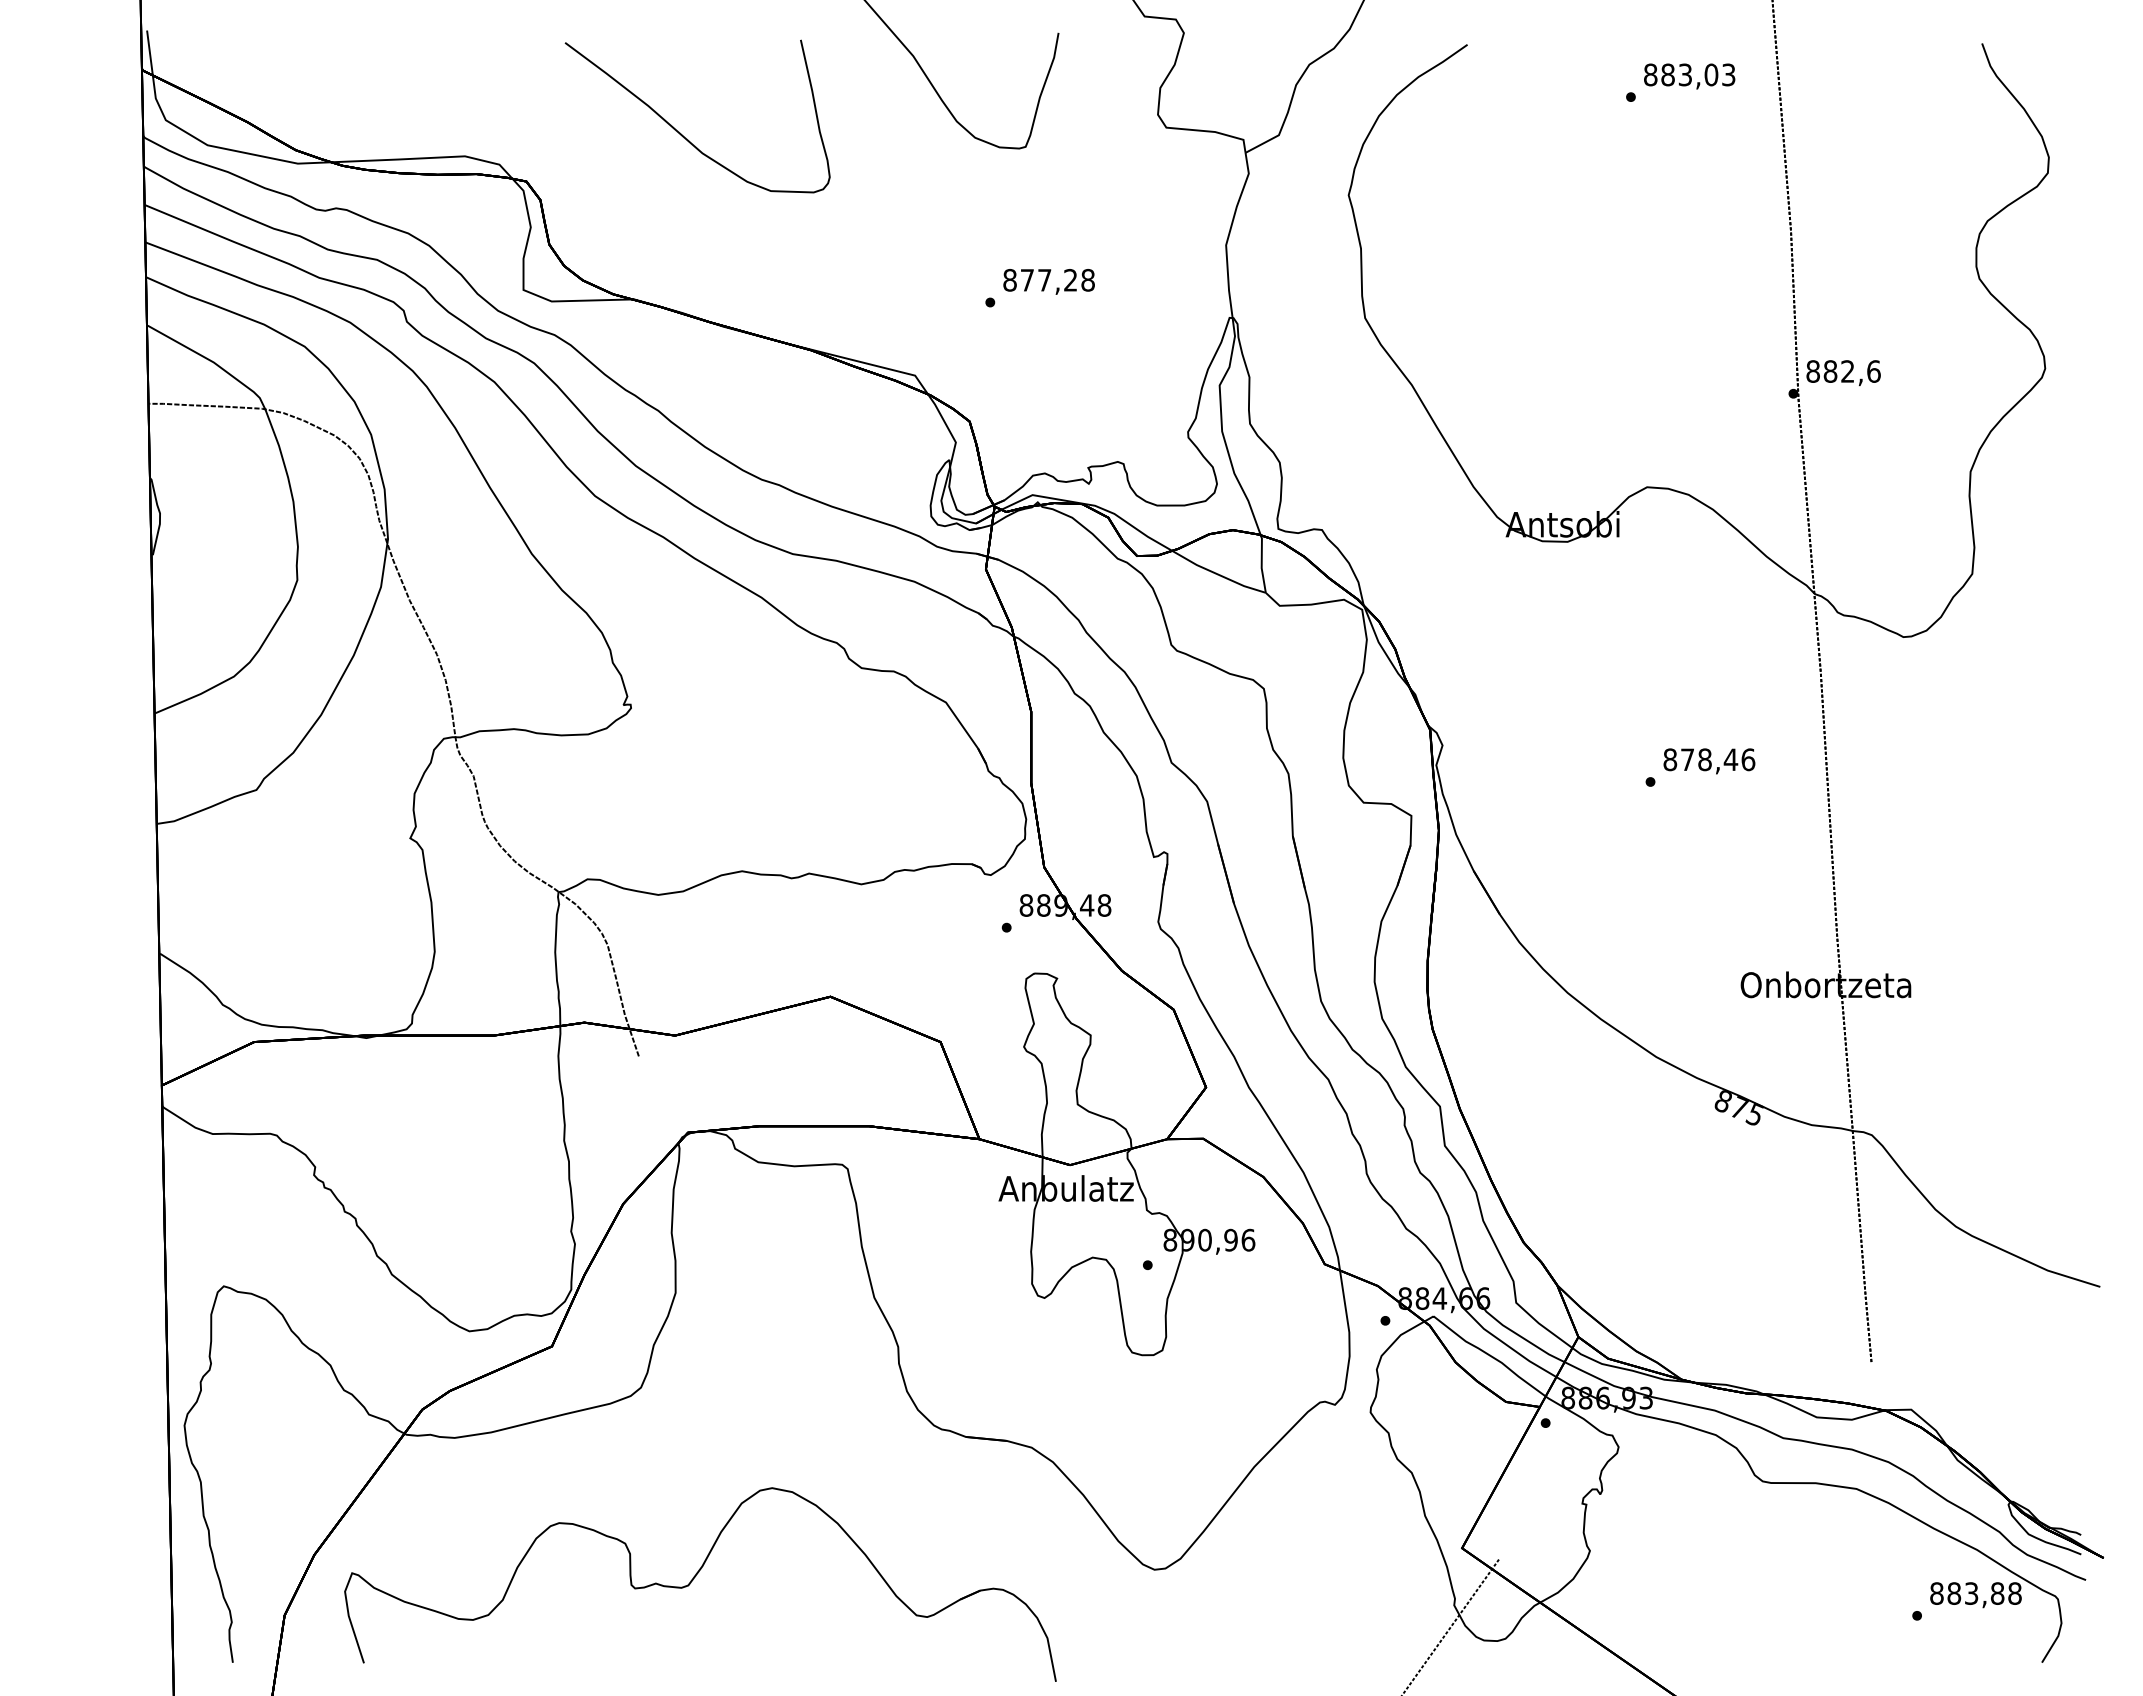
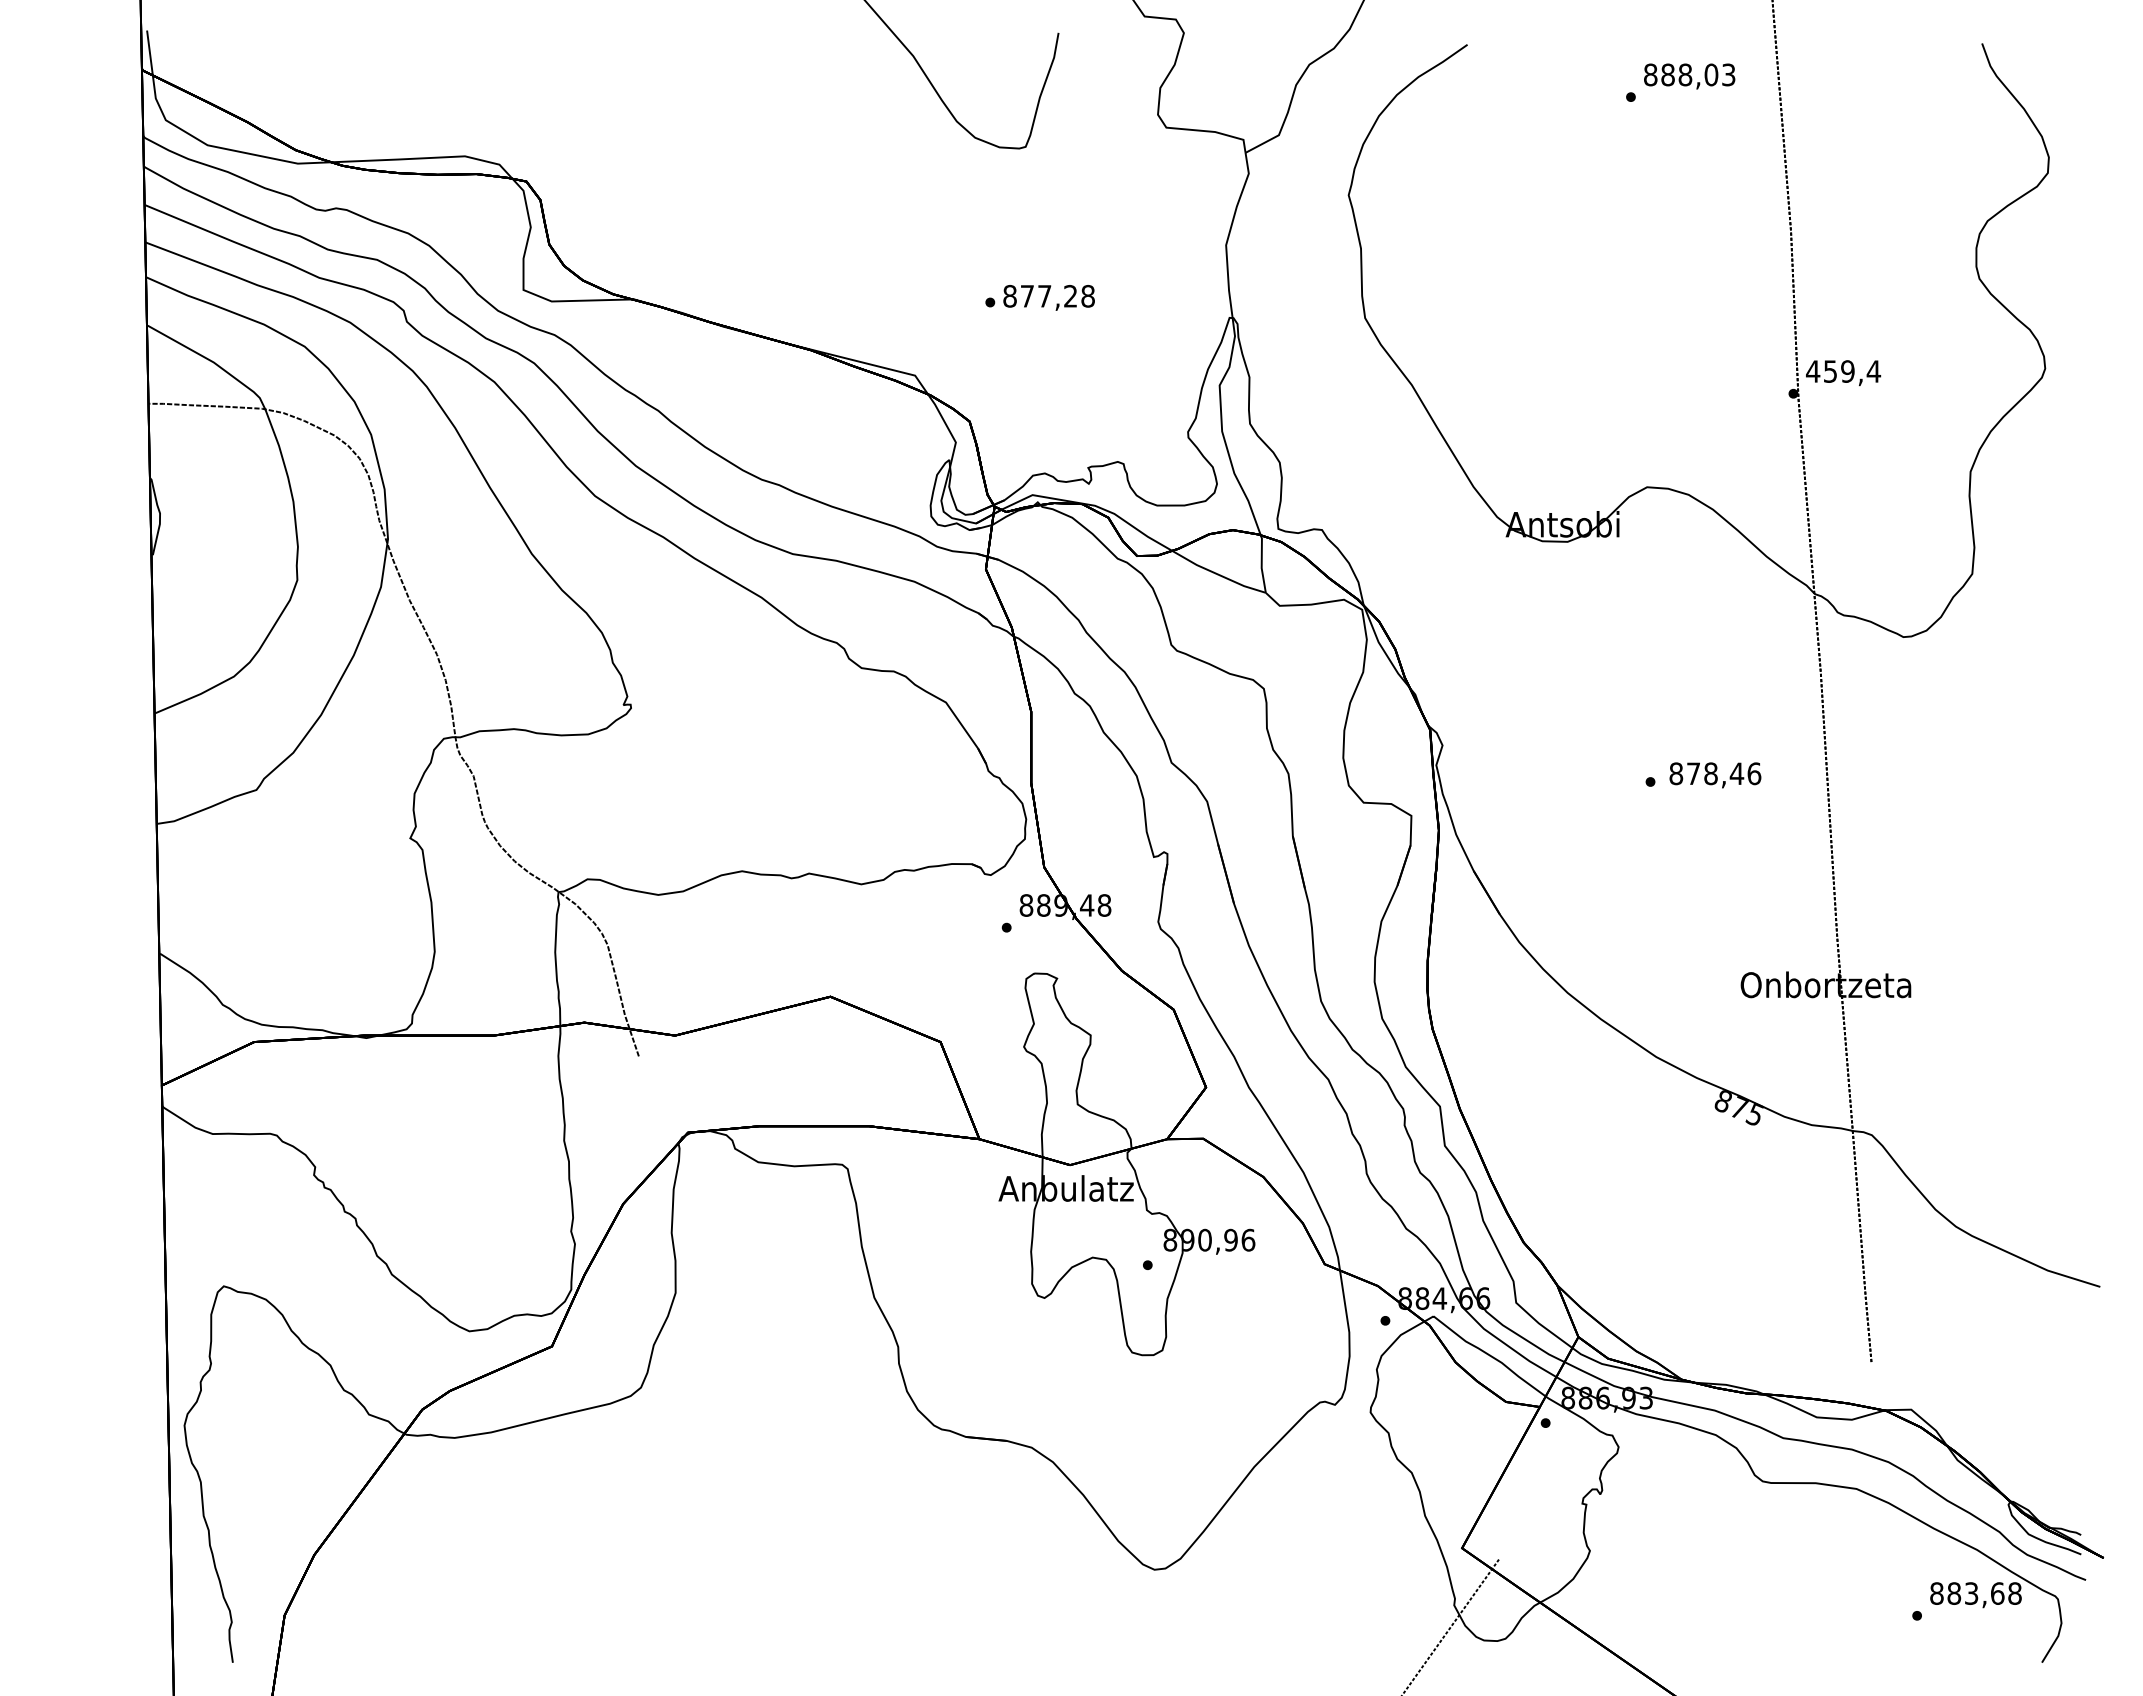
text: 883,03 -> 888,03 (1685, 74)
curve: present -> none (680, 132)
text position: (1048, 281) -> (1048, 297) (1048, 297)
text: 882,6 -> 459,4 (1843, 371)
text position: (1709, 761) -> (1715, 775) (1715, 775)
part: present -> none (693, 1580)
text: 883,88 -> 883,68 (1997, 1593)
